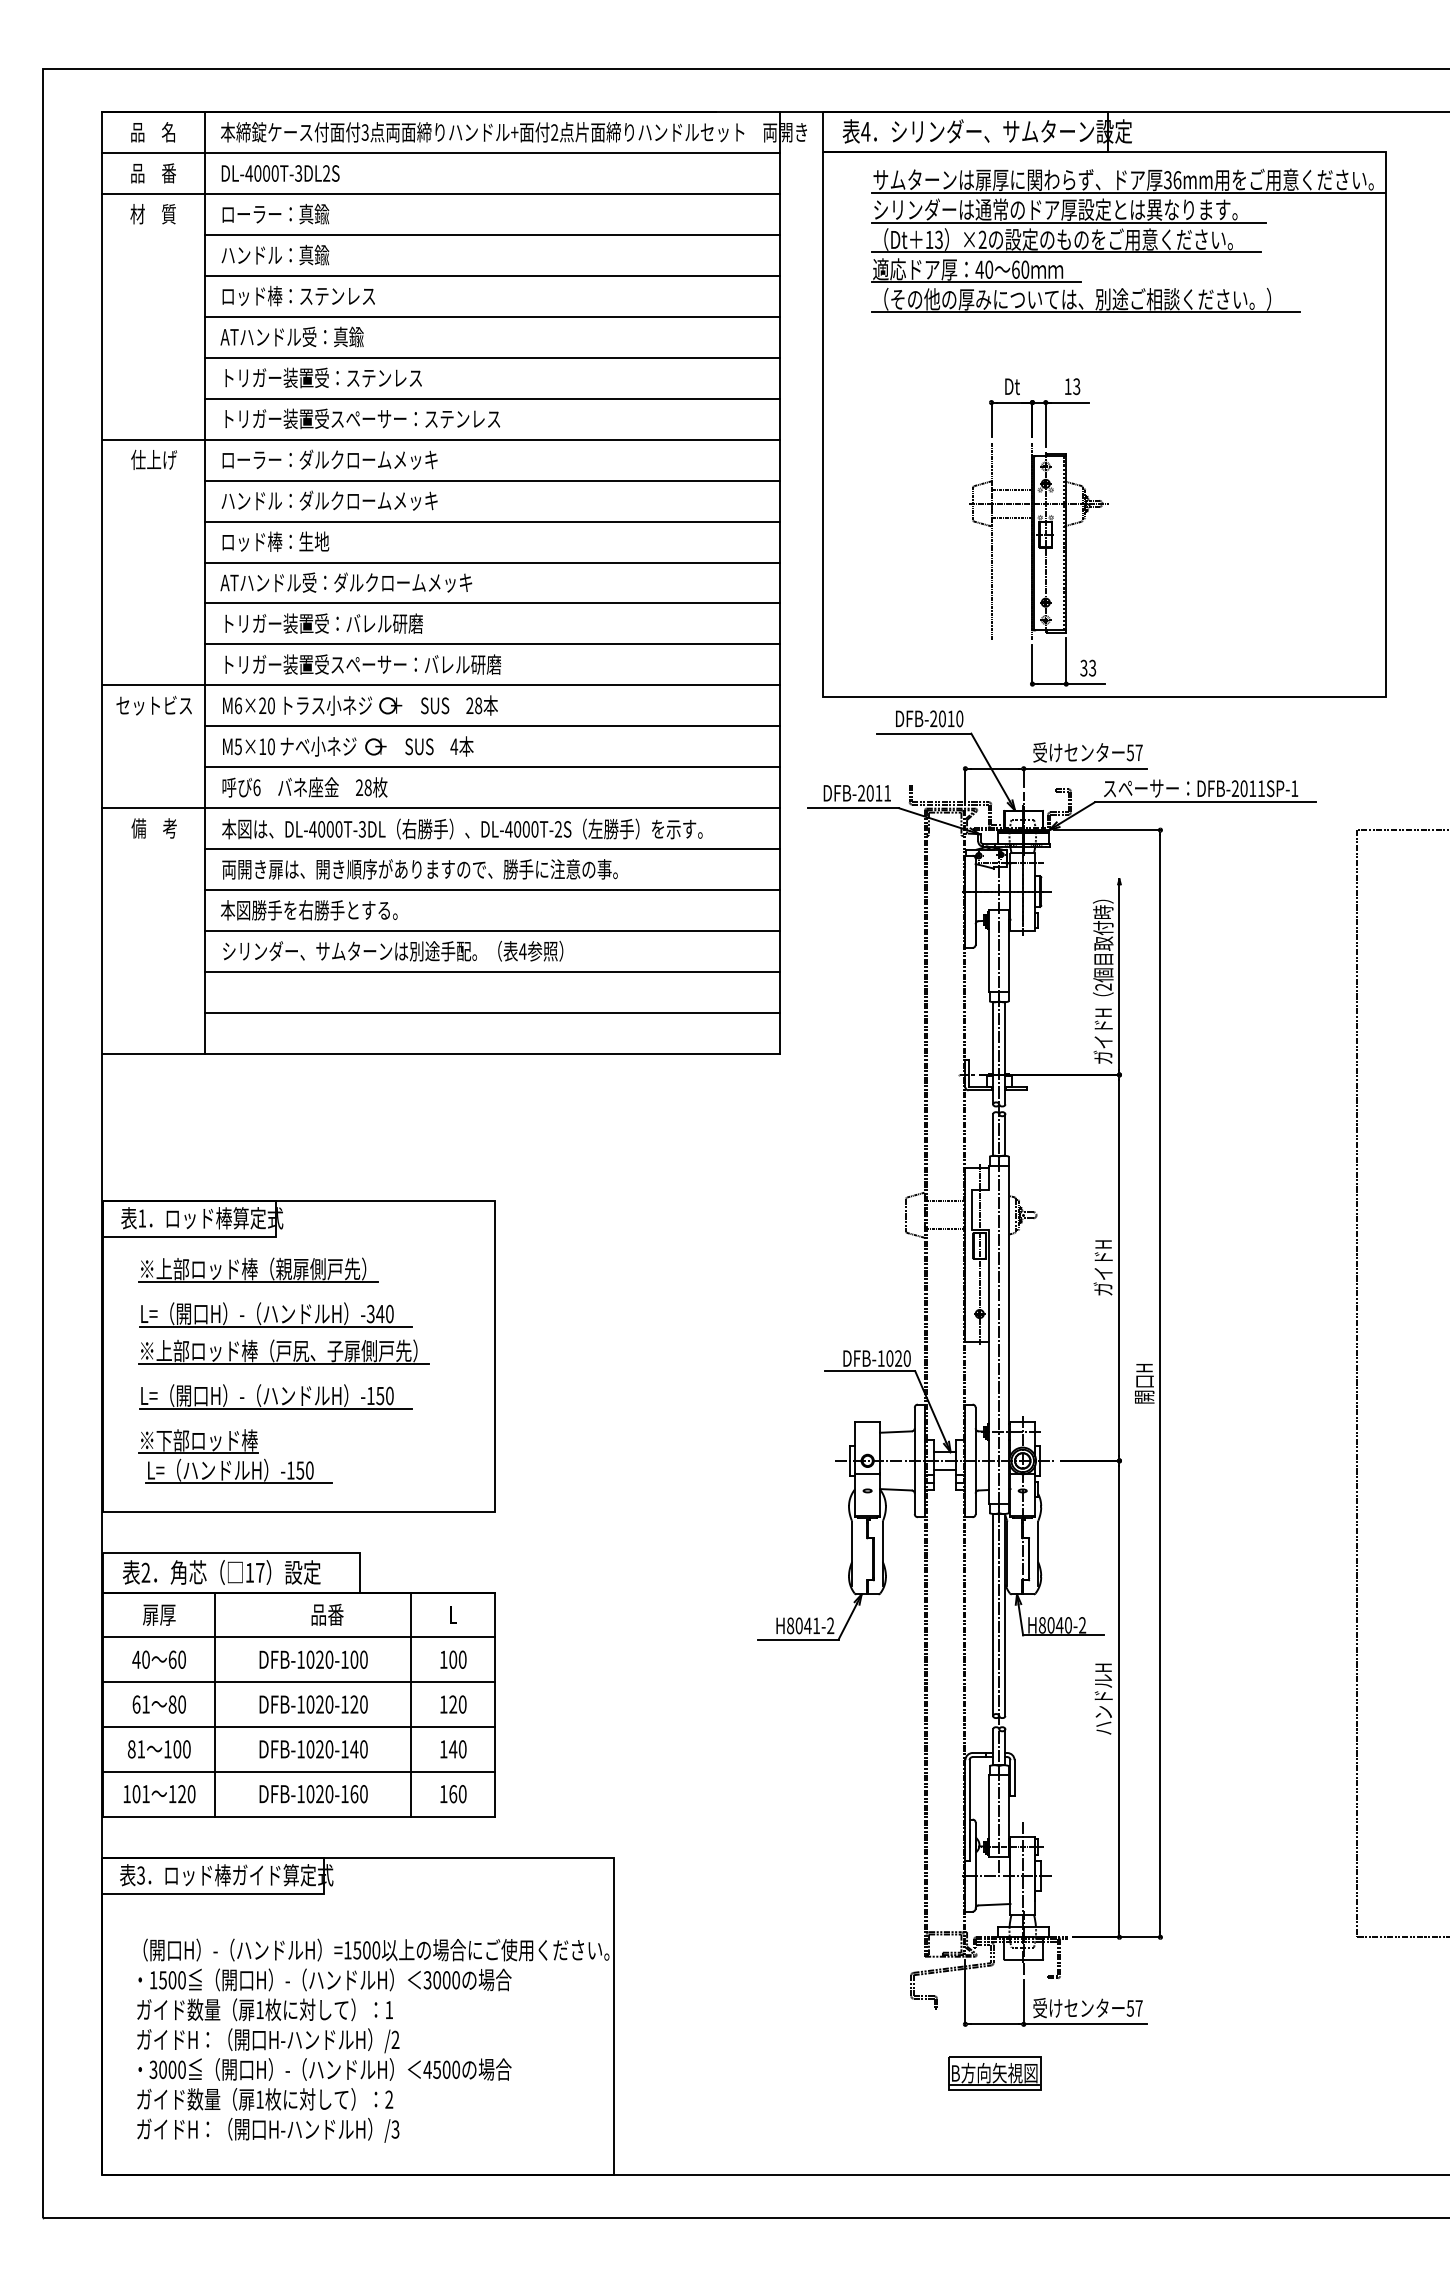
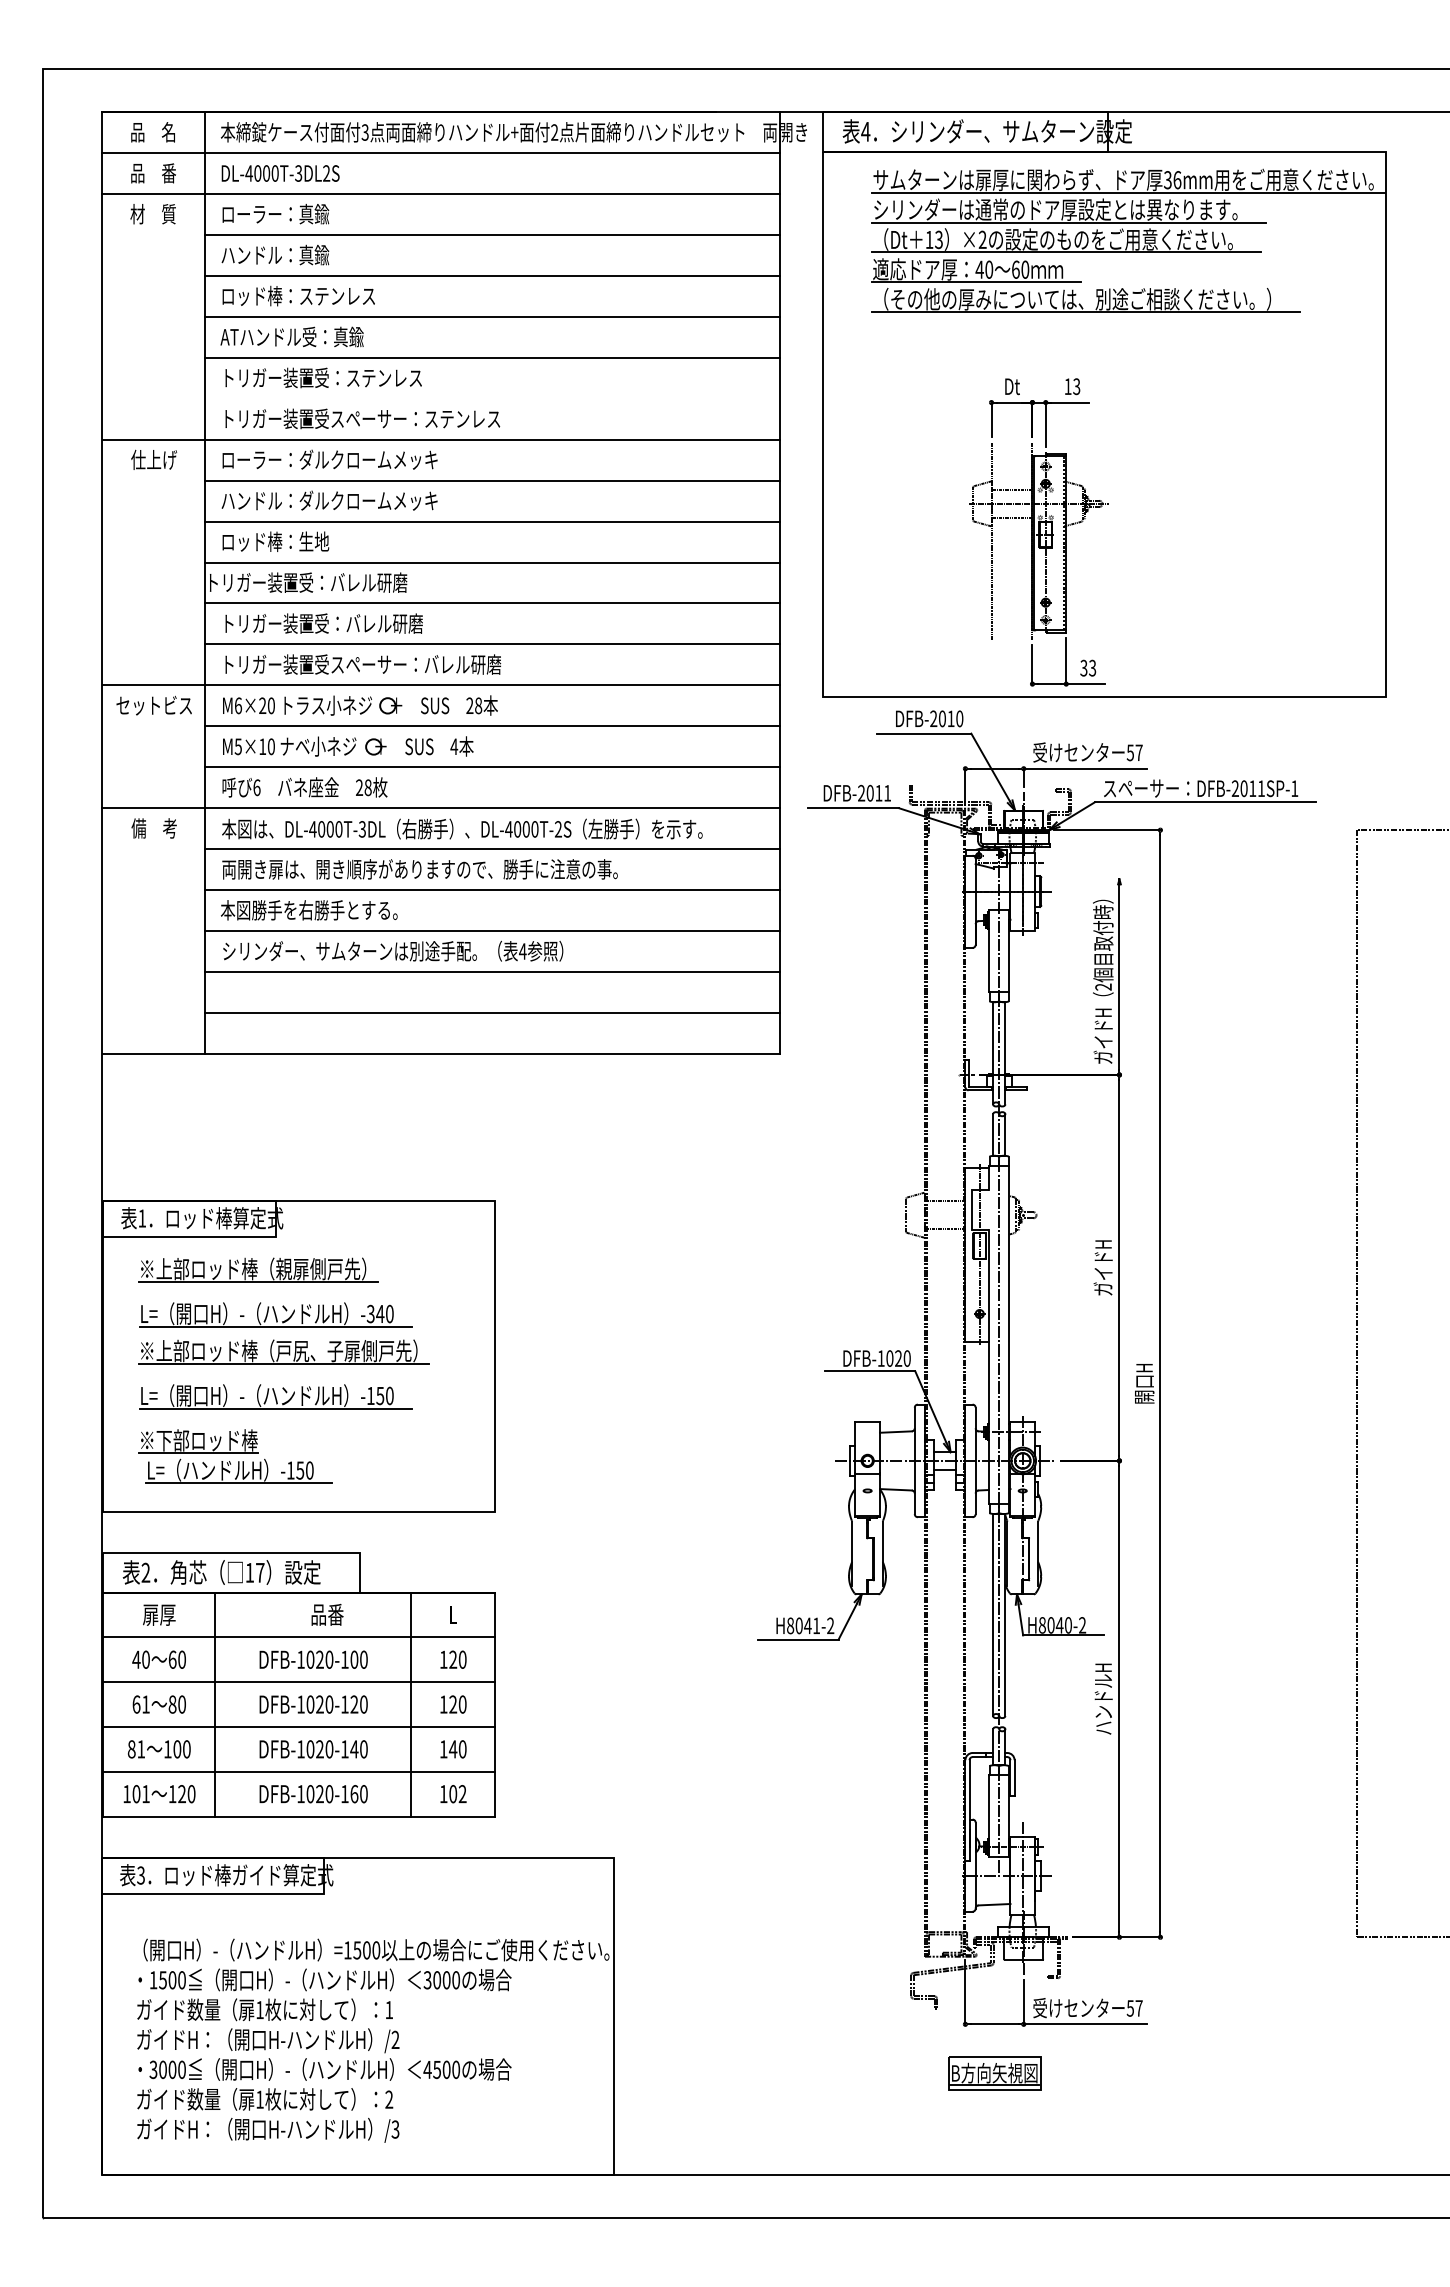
line: present -> none (492, 398)
text: ATハンドル受：ダルクロームメッキ -> トリガー装置受：バレル研磨 (340, 582)
text: 100 -> 120 (453, 1659)
text: 160 -> 102 (457, 1794)
